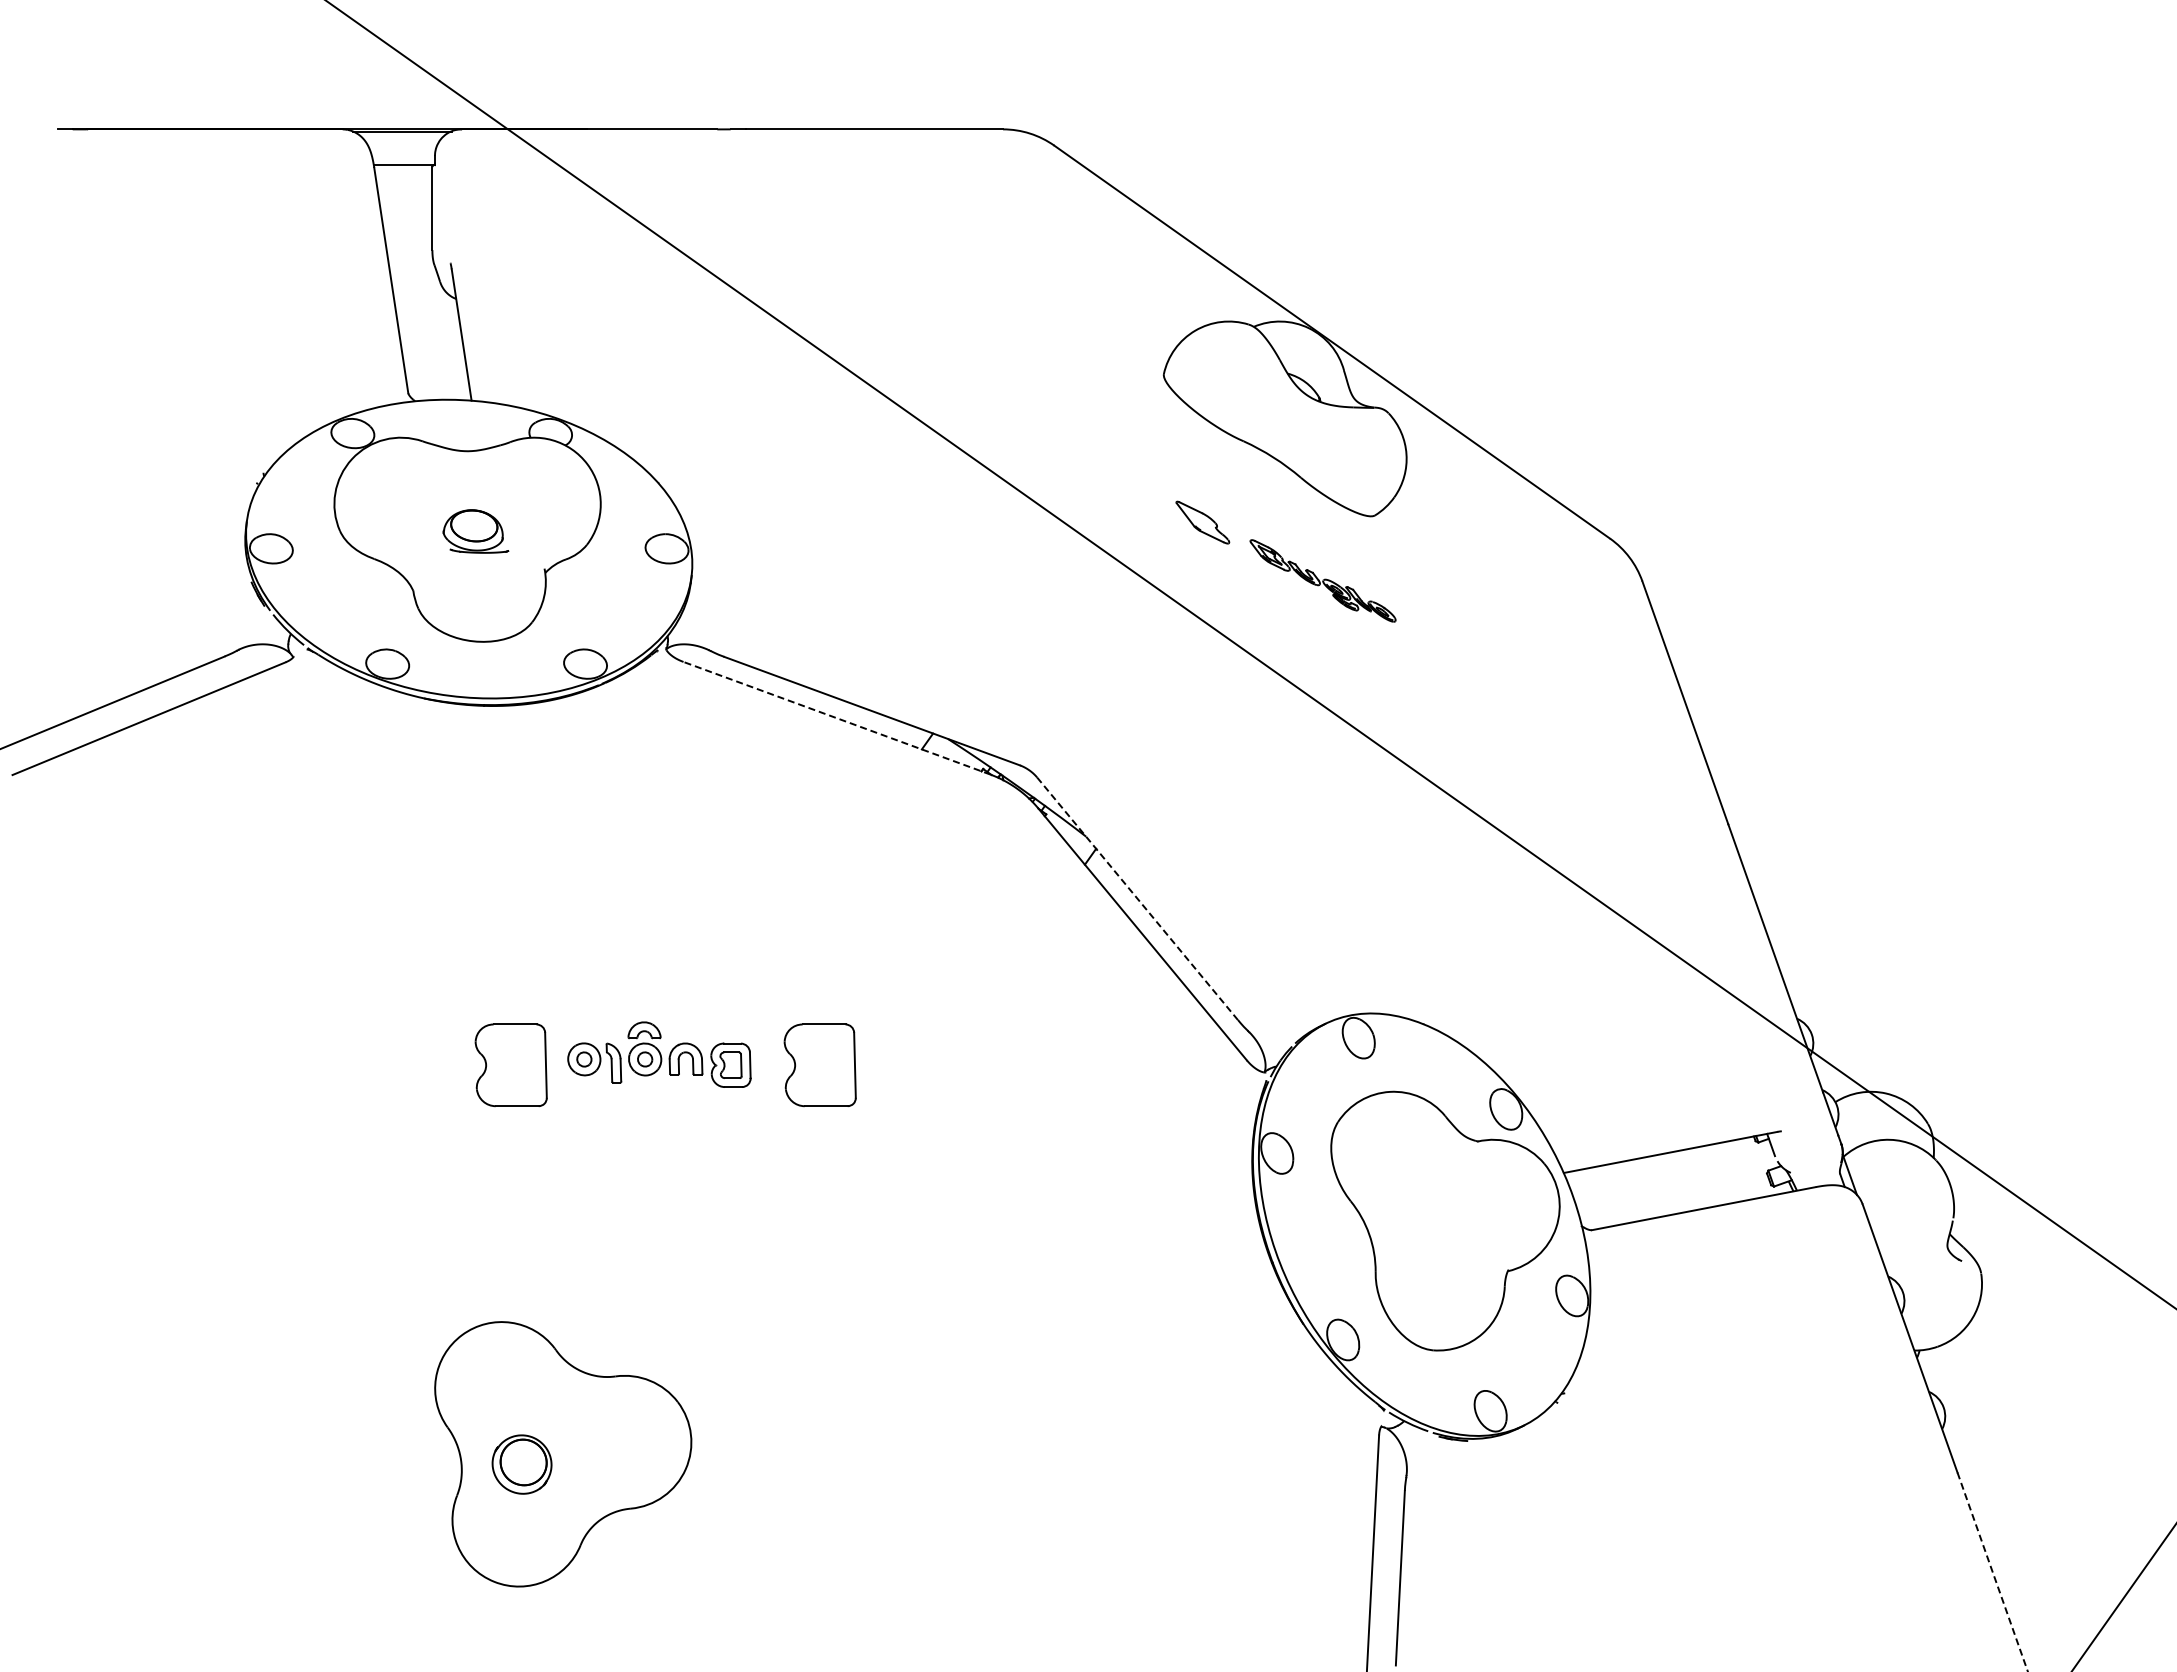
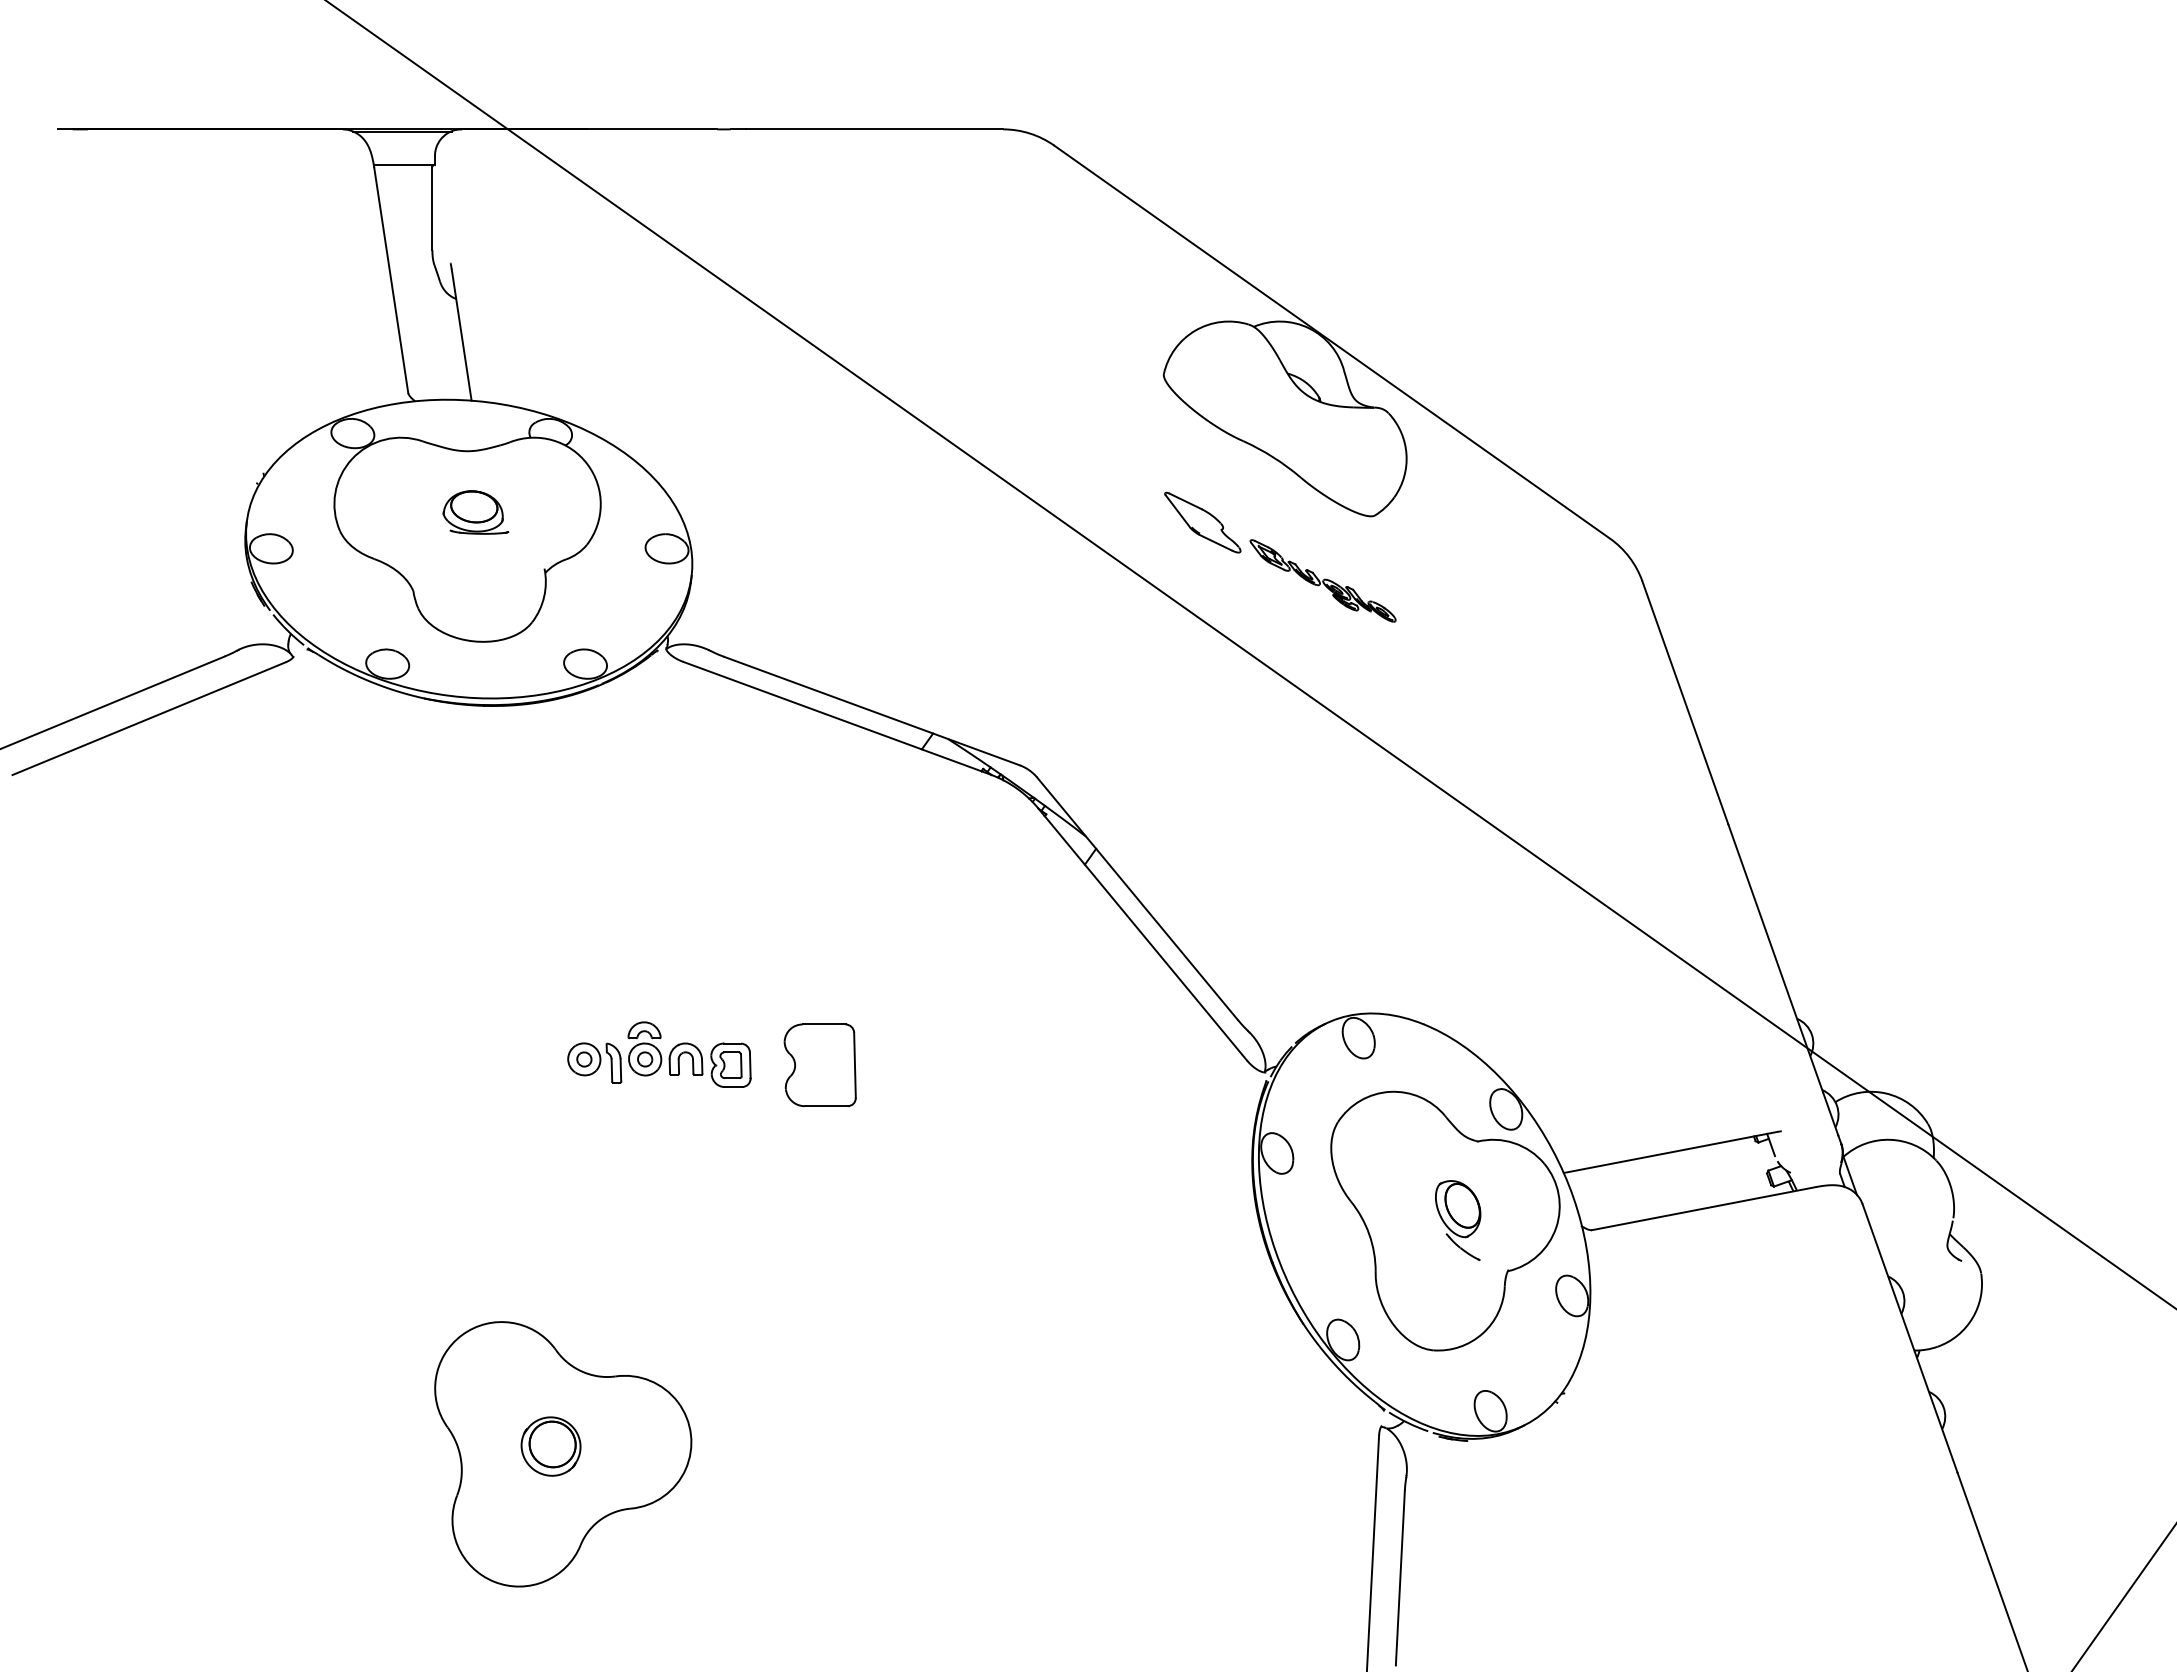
part size: 56x45 px -> 78x63 px (1202, 522)
part position: (475, 531) -> (475, 512) (475, 512)
line: dashed -> solid (837, 718)
line: dashed -> solid (1137, 899)
part: present -> none (510, 1065)
part: none -> present (1458, 1220)
part position: (521, 1464) -> (550, 1446) (550, 1446)
line: dashed -> solid (1992, 1572)
